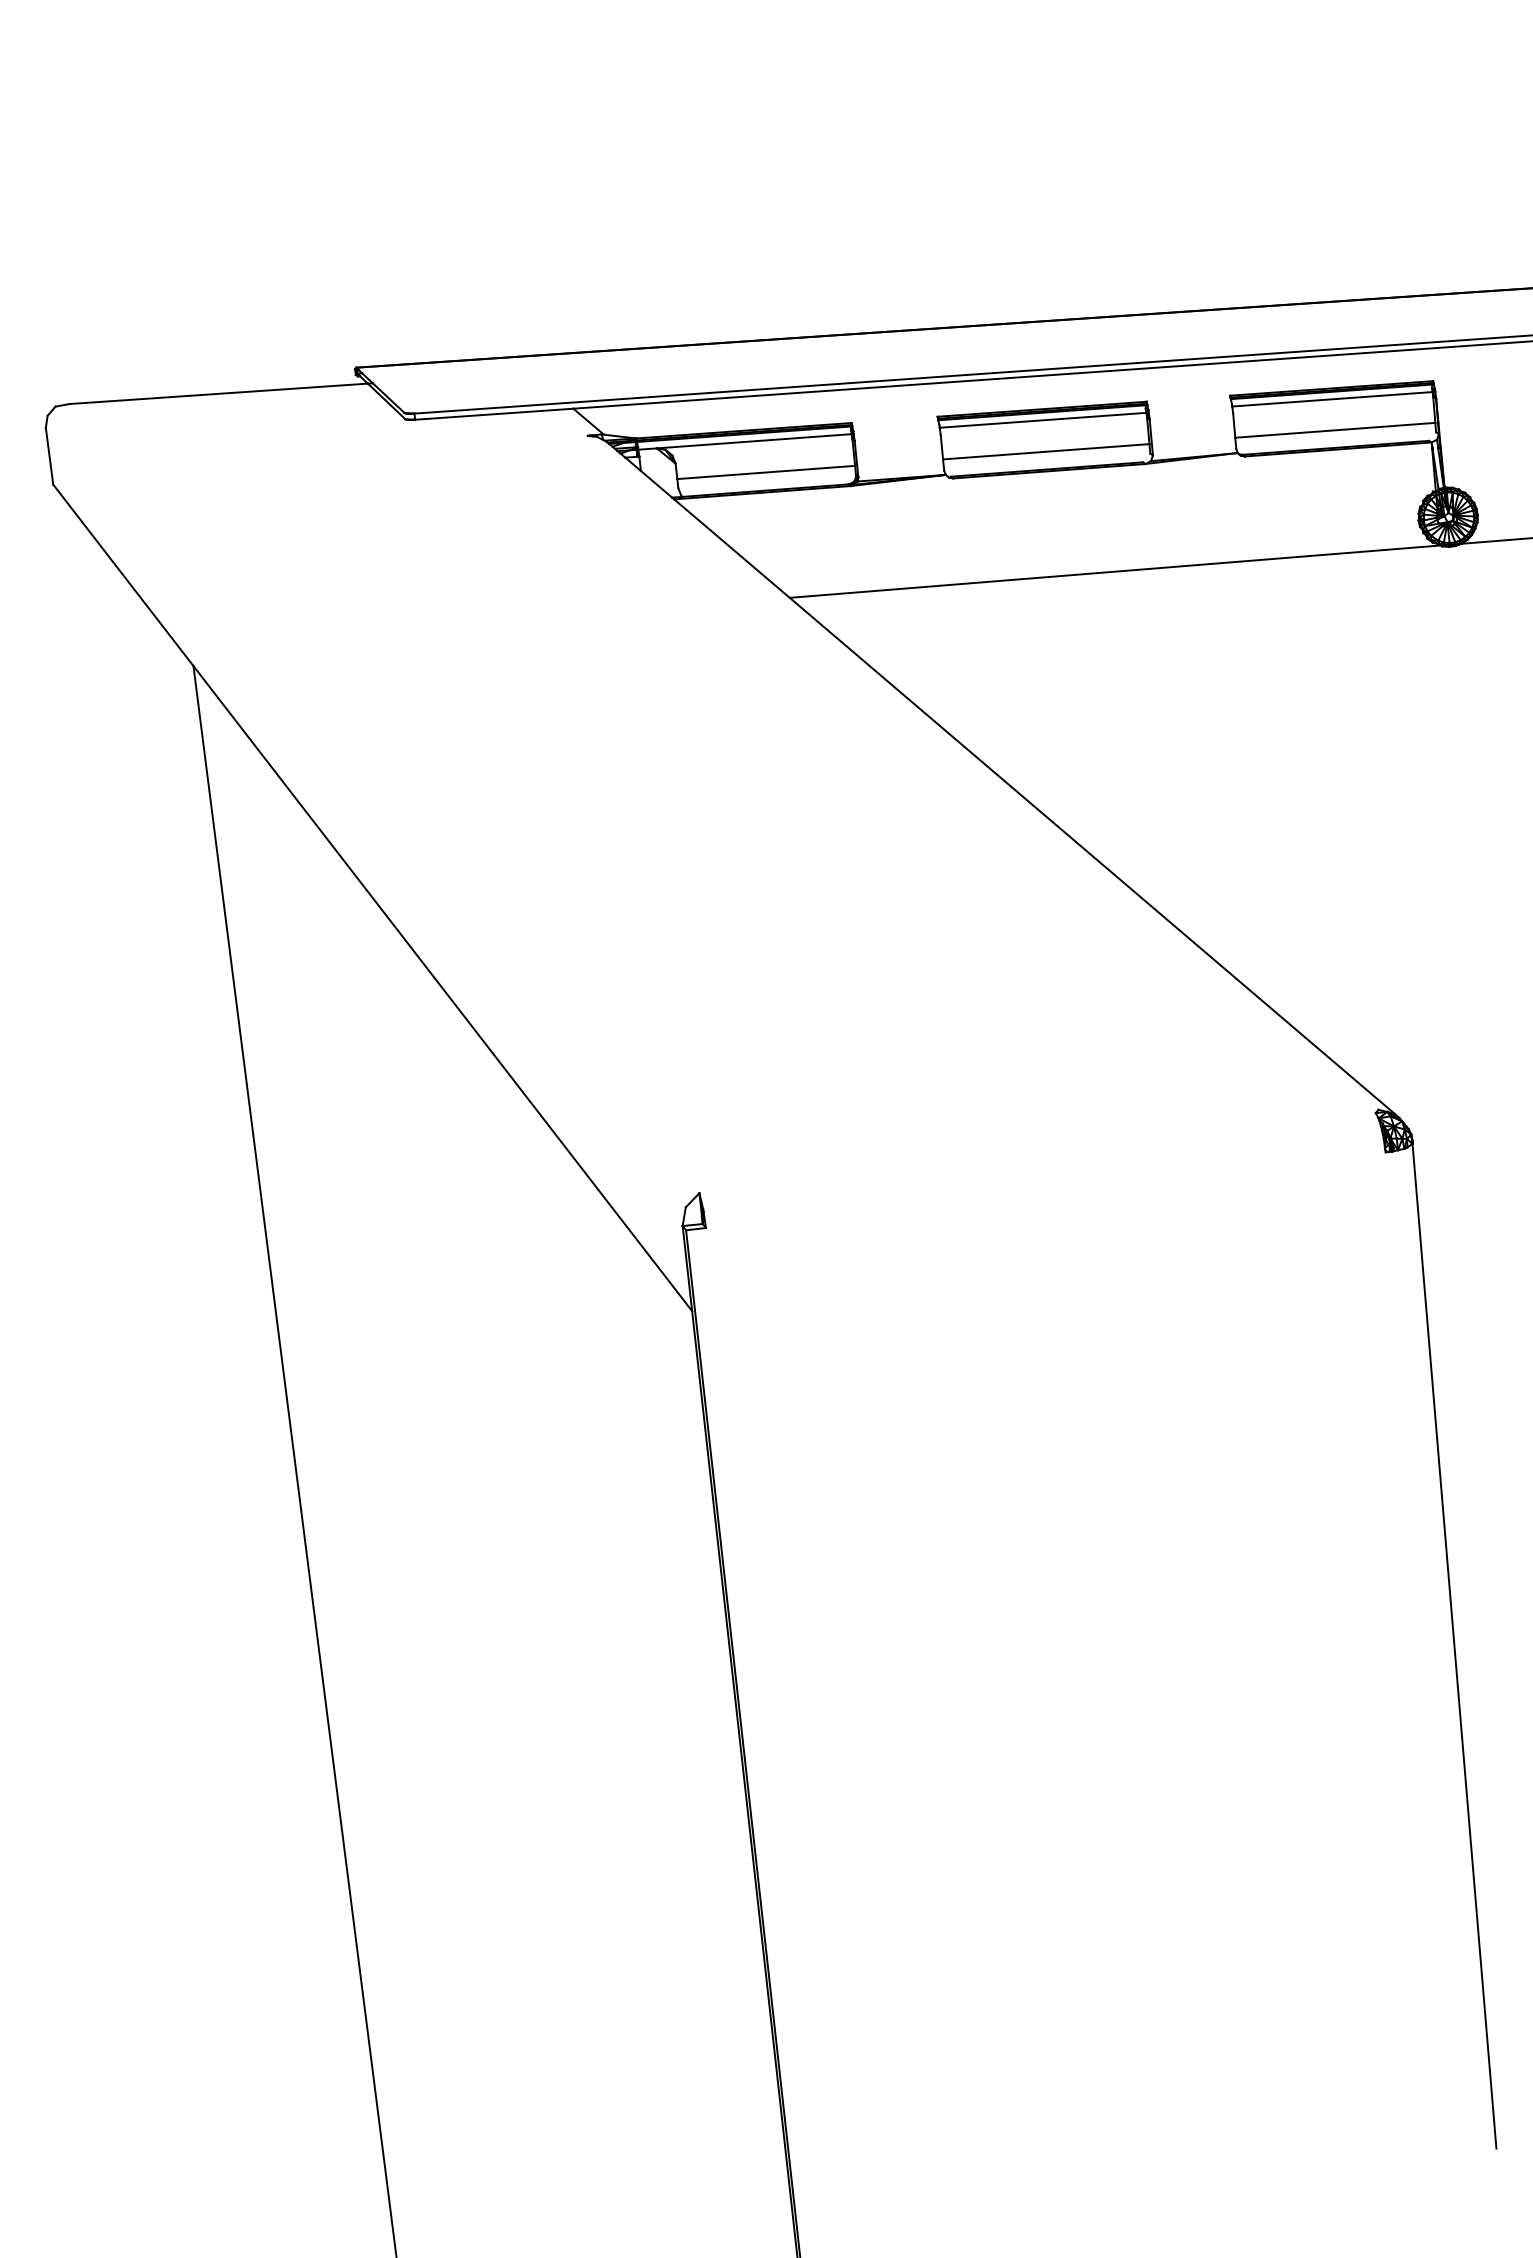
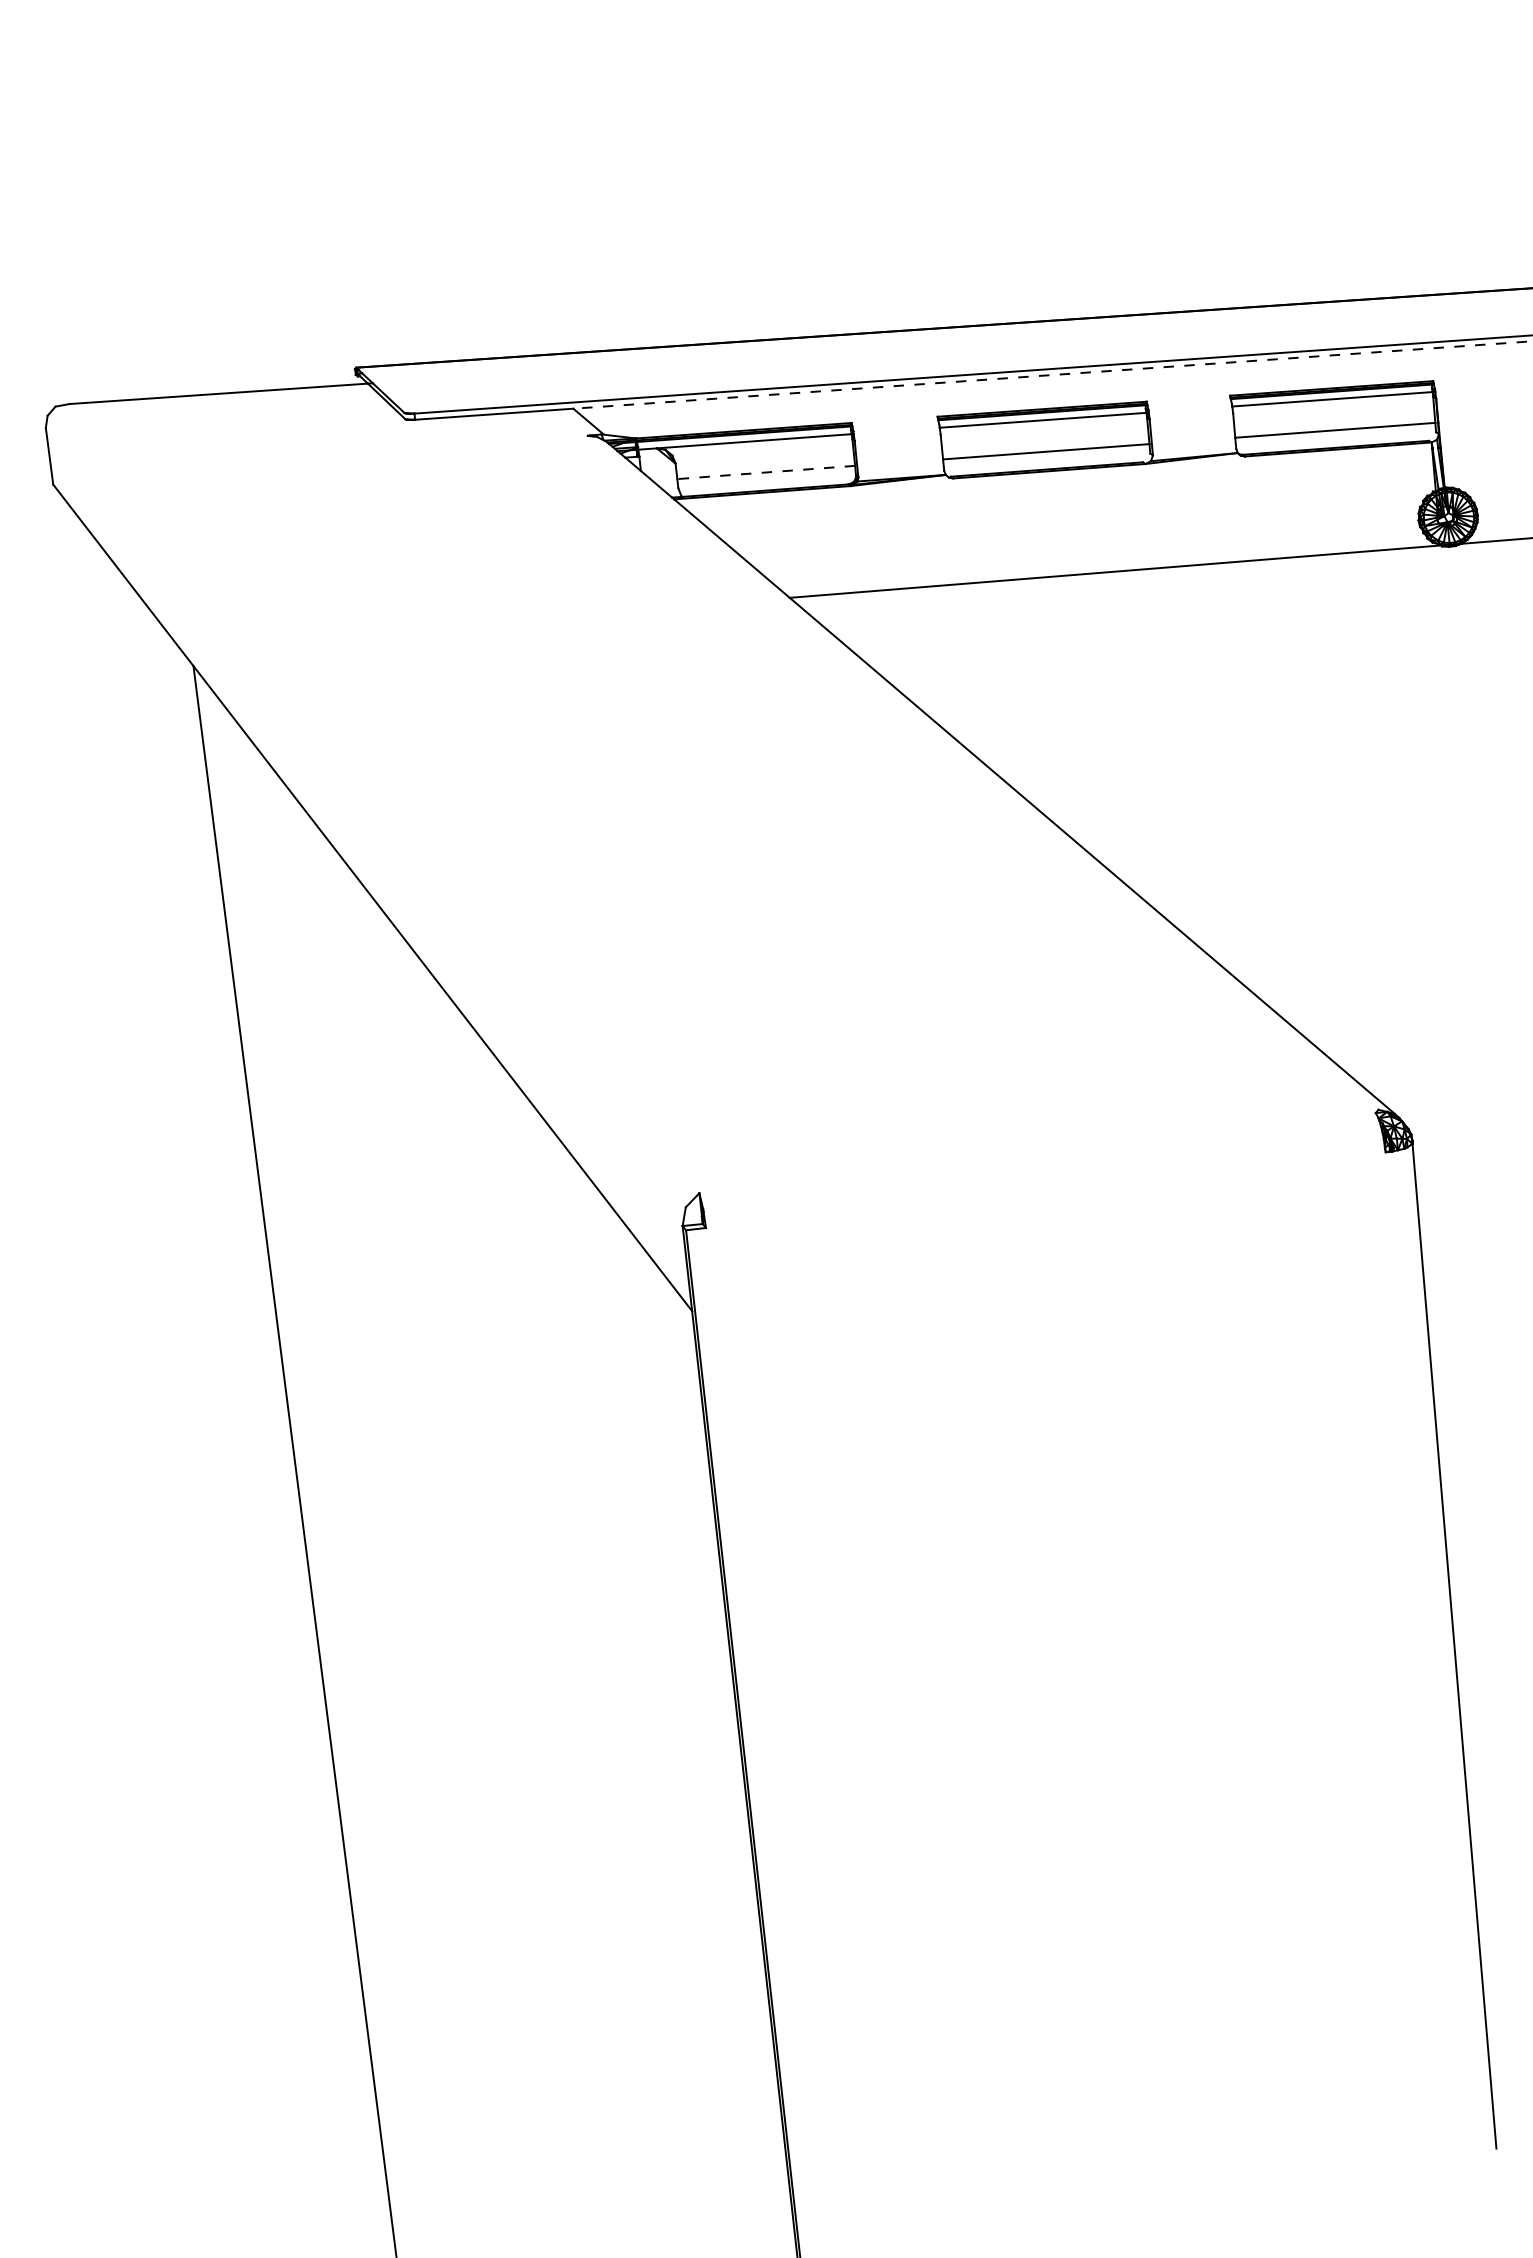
line: solid -> dashed (1053, 375)
line: solid -> dashed (765, 472)
